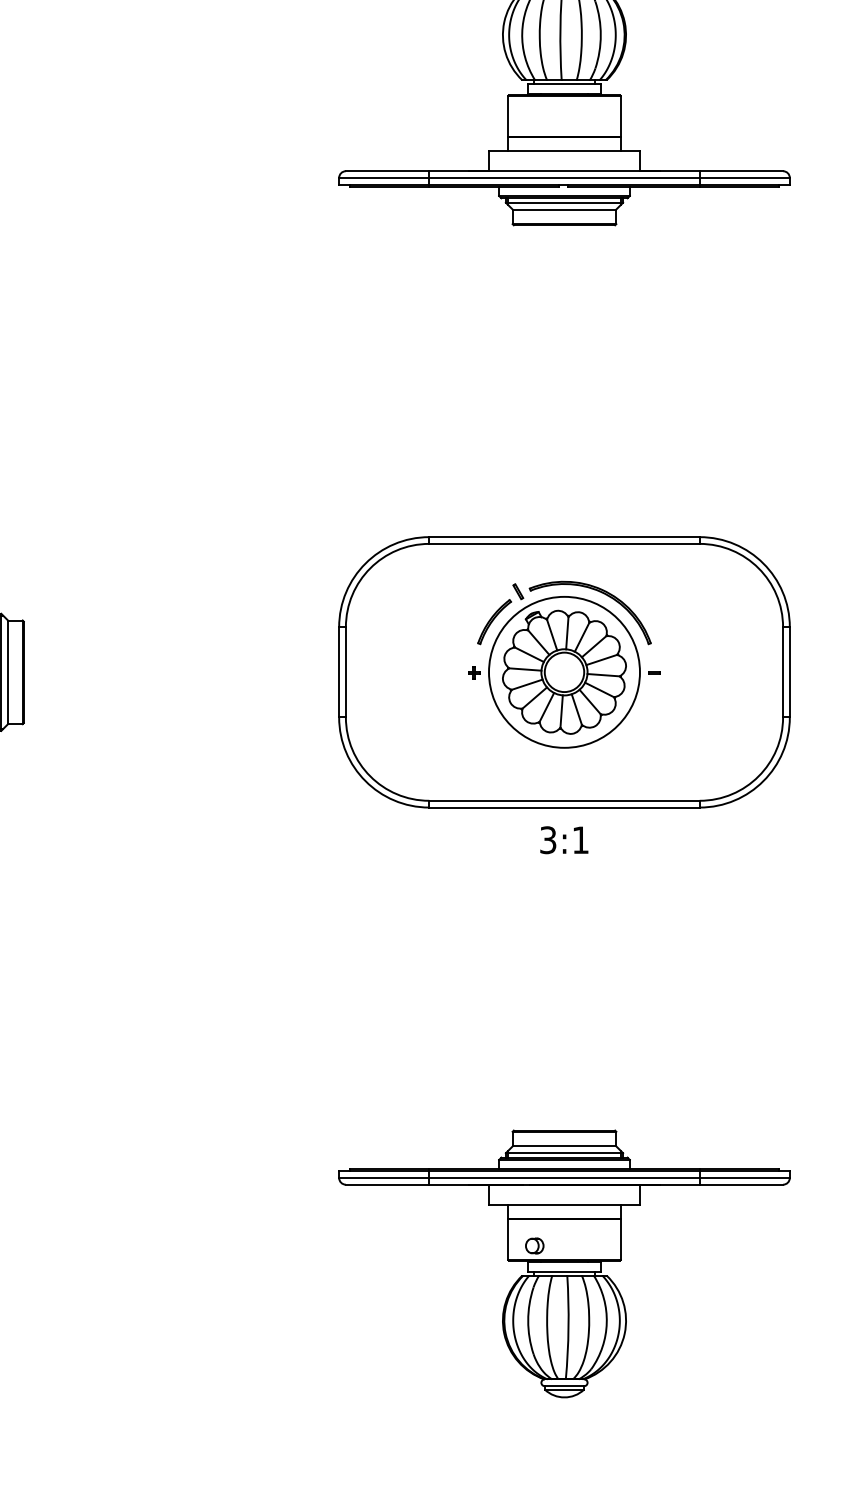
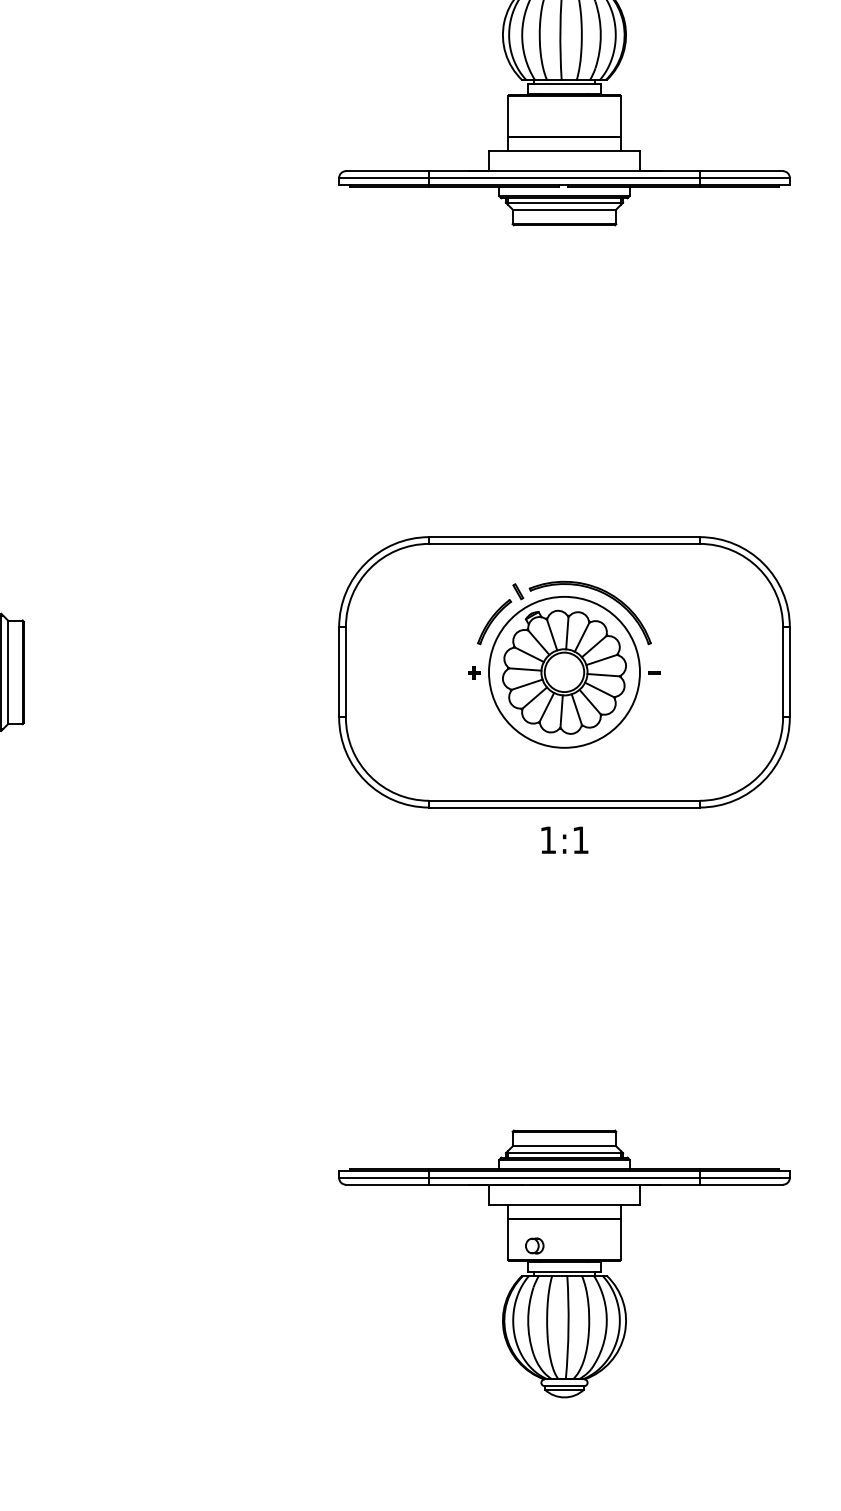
text: 3:1 -> 1:1 (548, 840)
